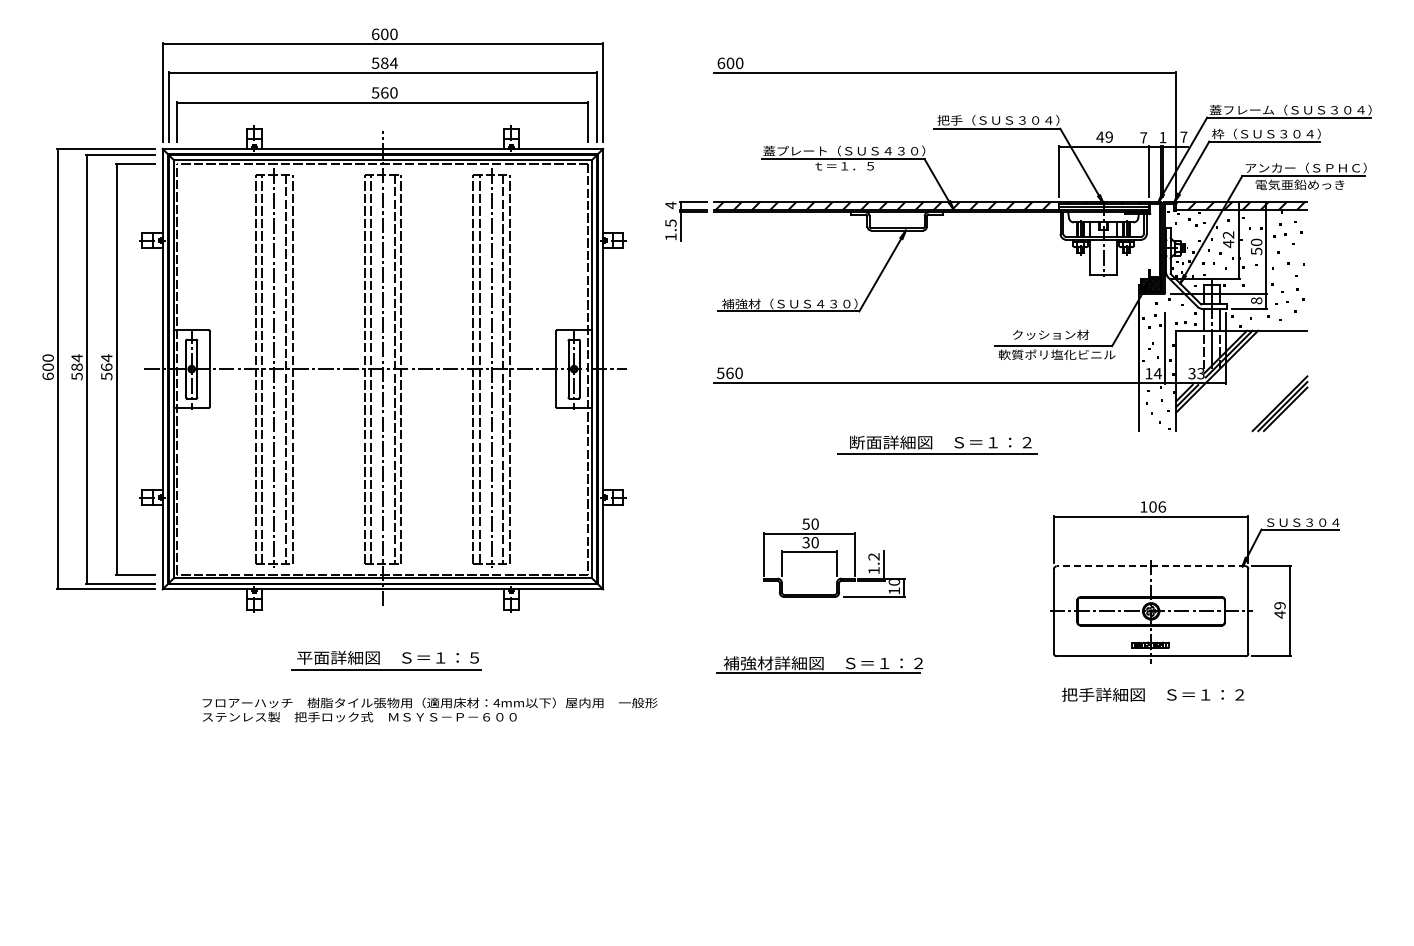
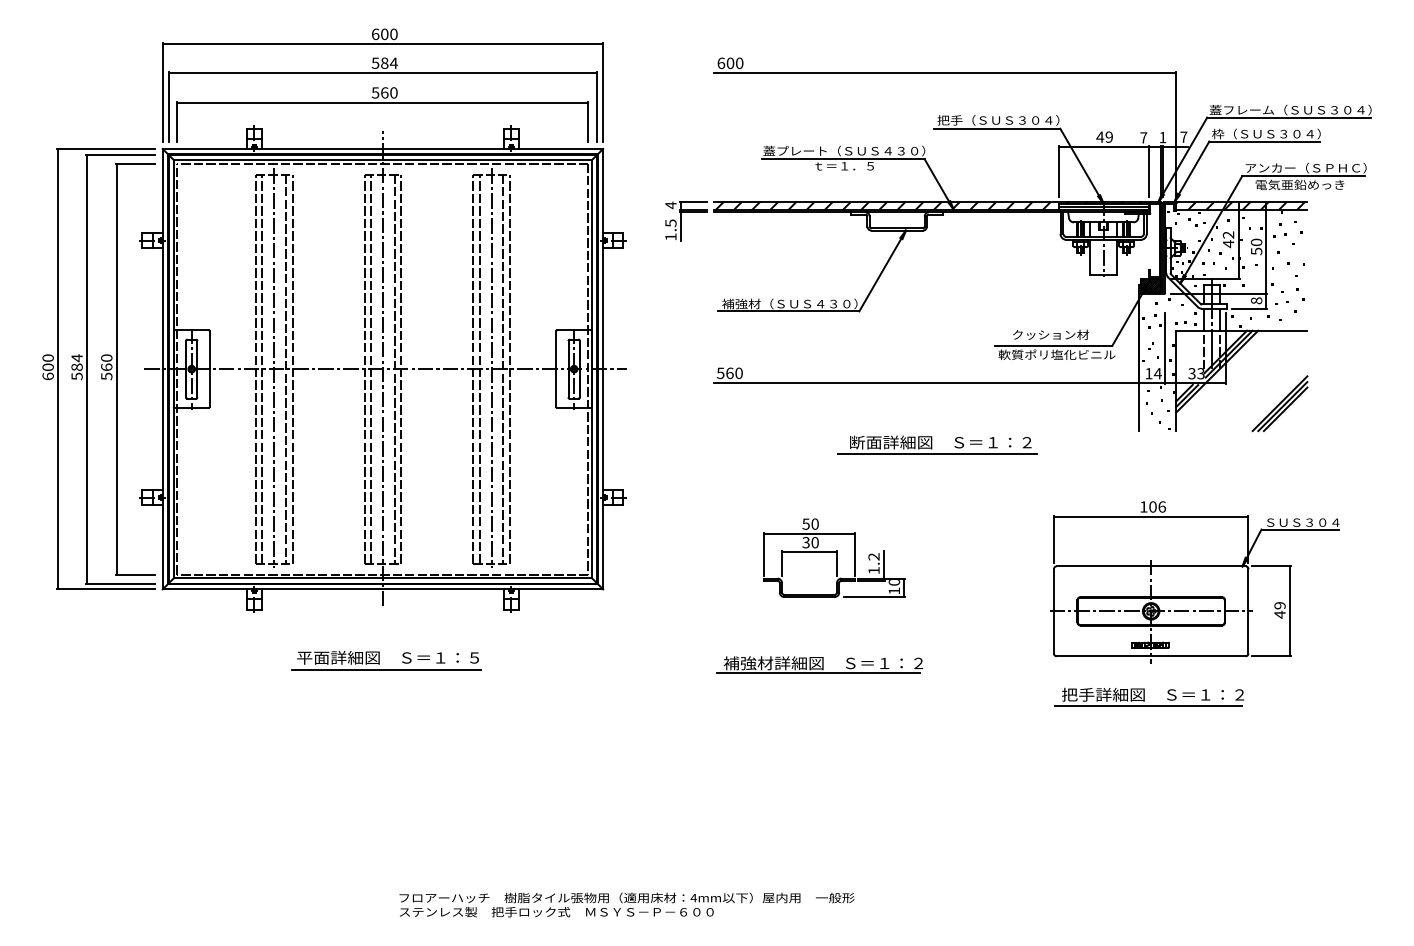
text: 564 -> 560 (106, 358)
line: dashed -> solid (1151, 566)
line: none -> present (1148, 706)
text position: (429, 709) -> (626, 904) (626, 904)
